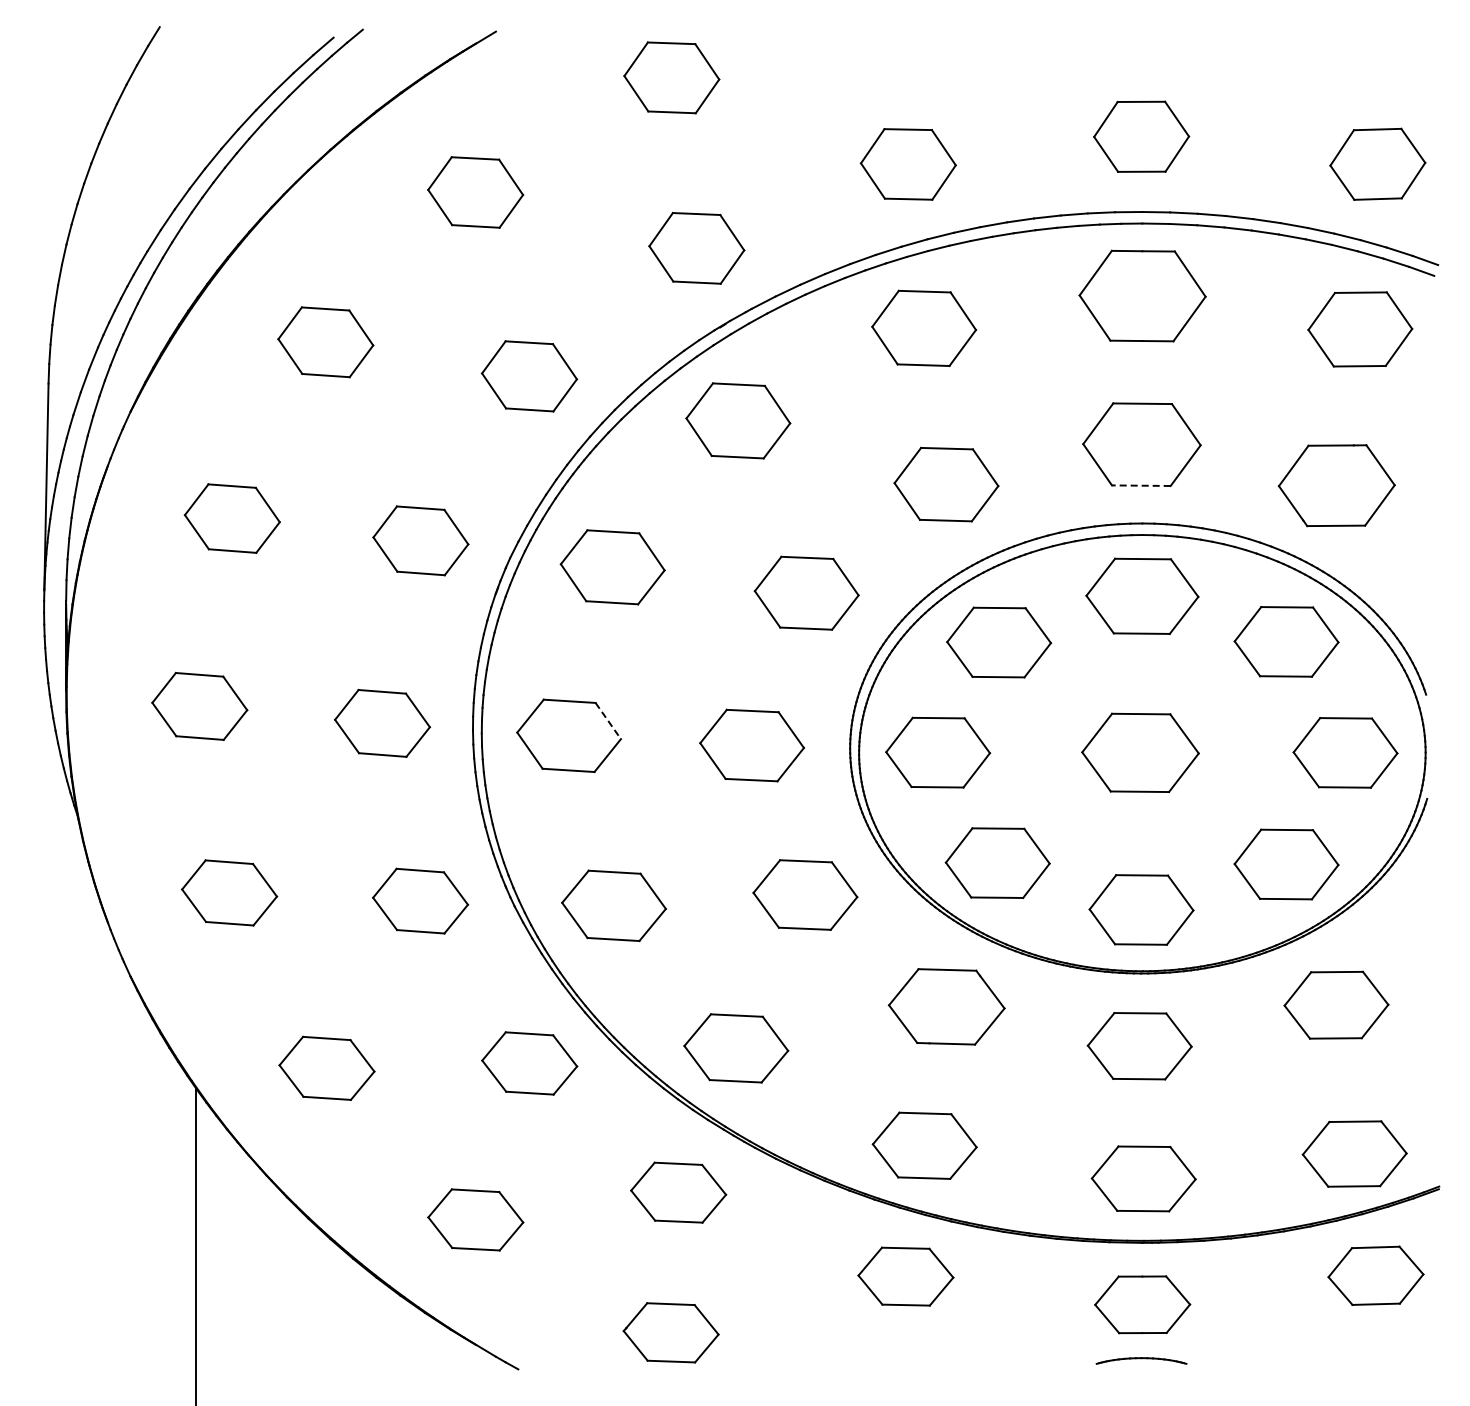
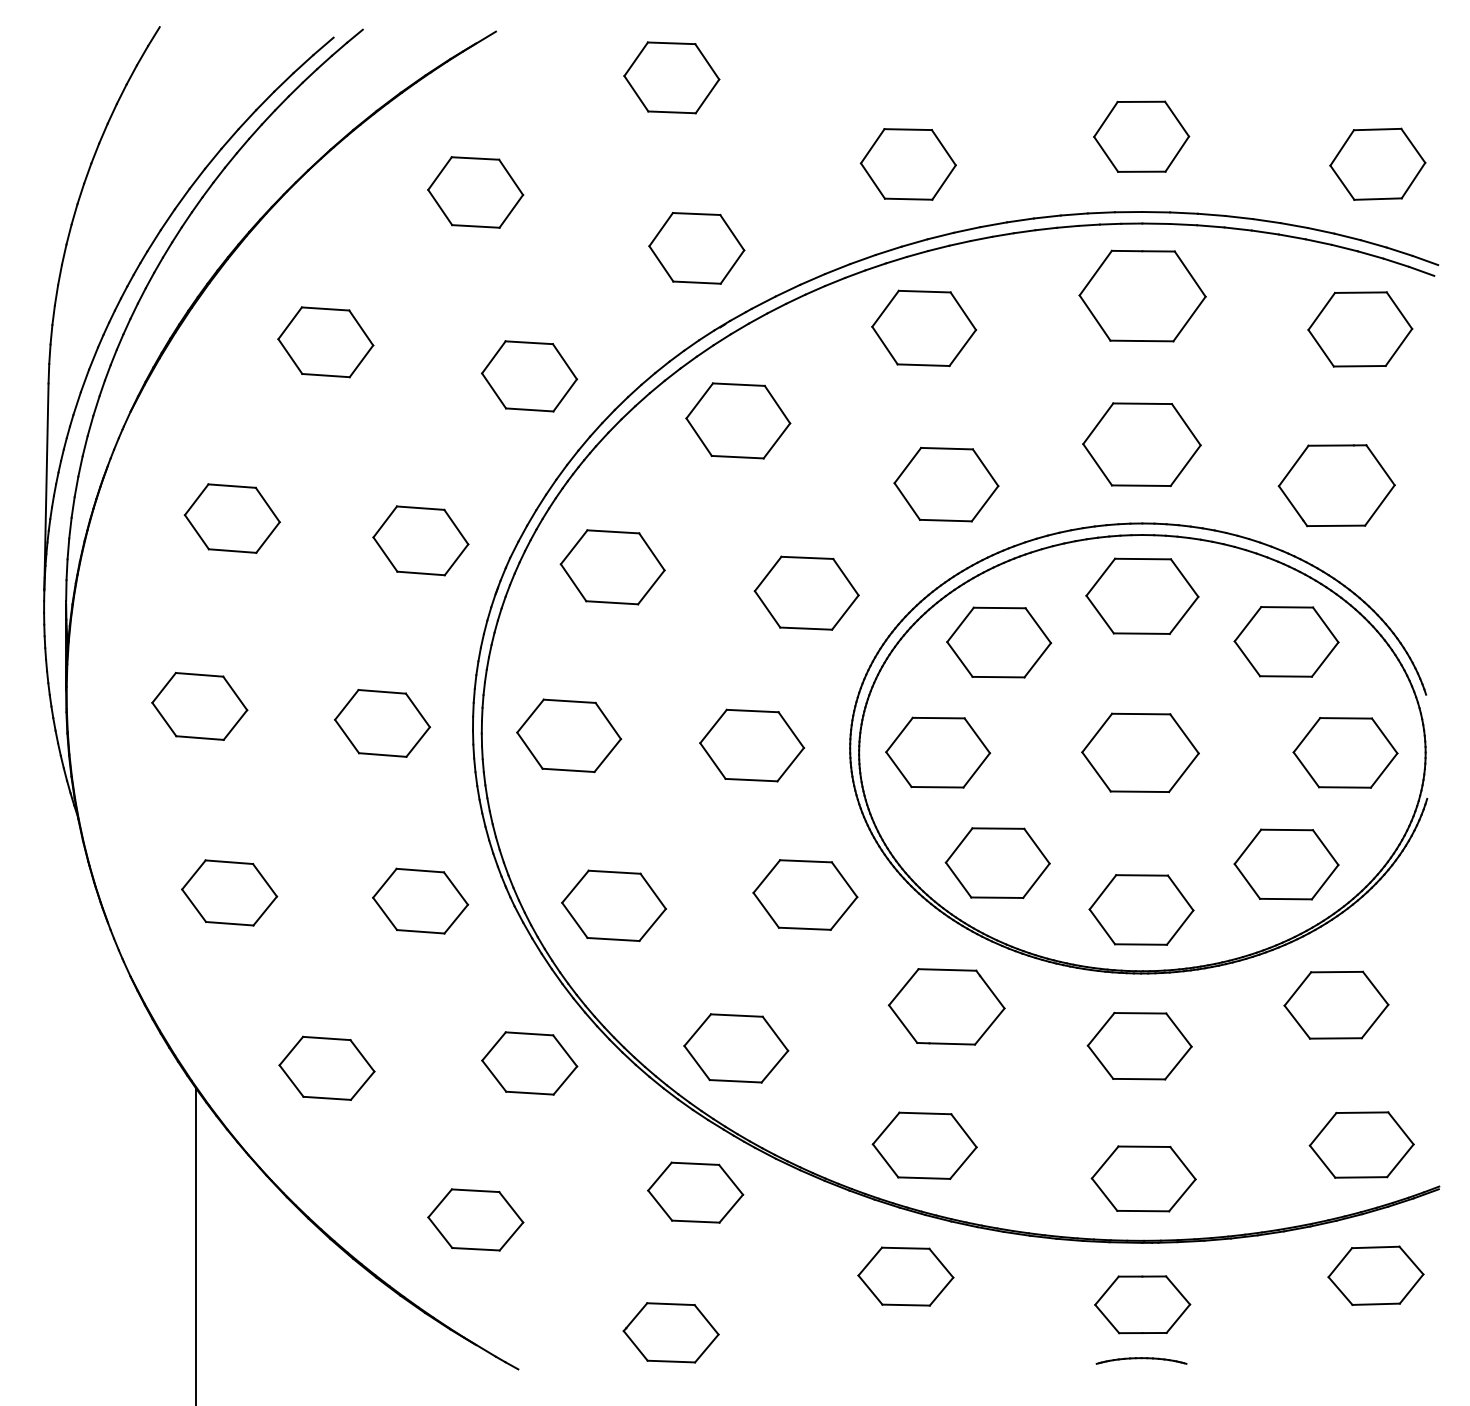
line: dashed -> solid (1140, 485)
line: dashed -> solid (608, 721)
part position: (1354, 1153) -> (1361, 1144) (1361, 1144)
part position: (678, 1192) -> (695, 1192) (695, 1192)
